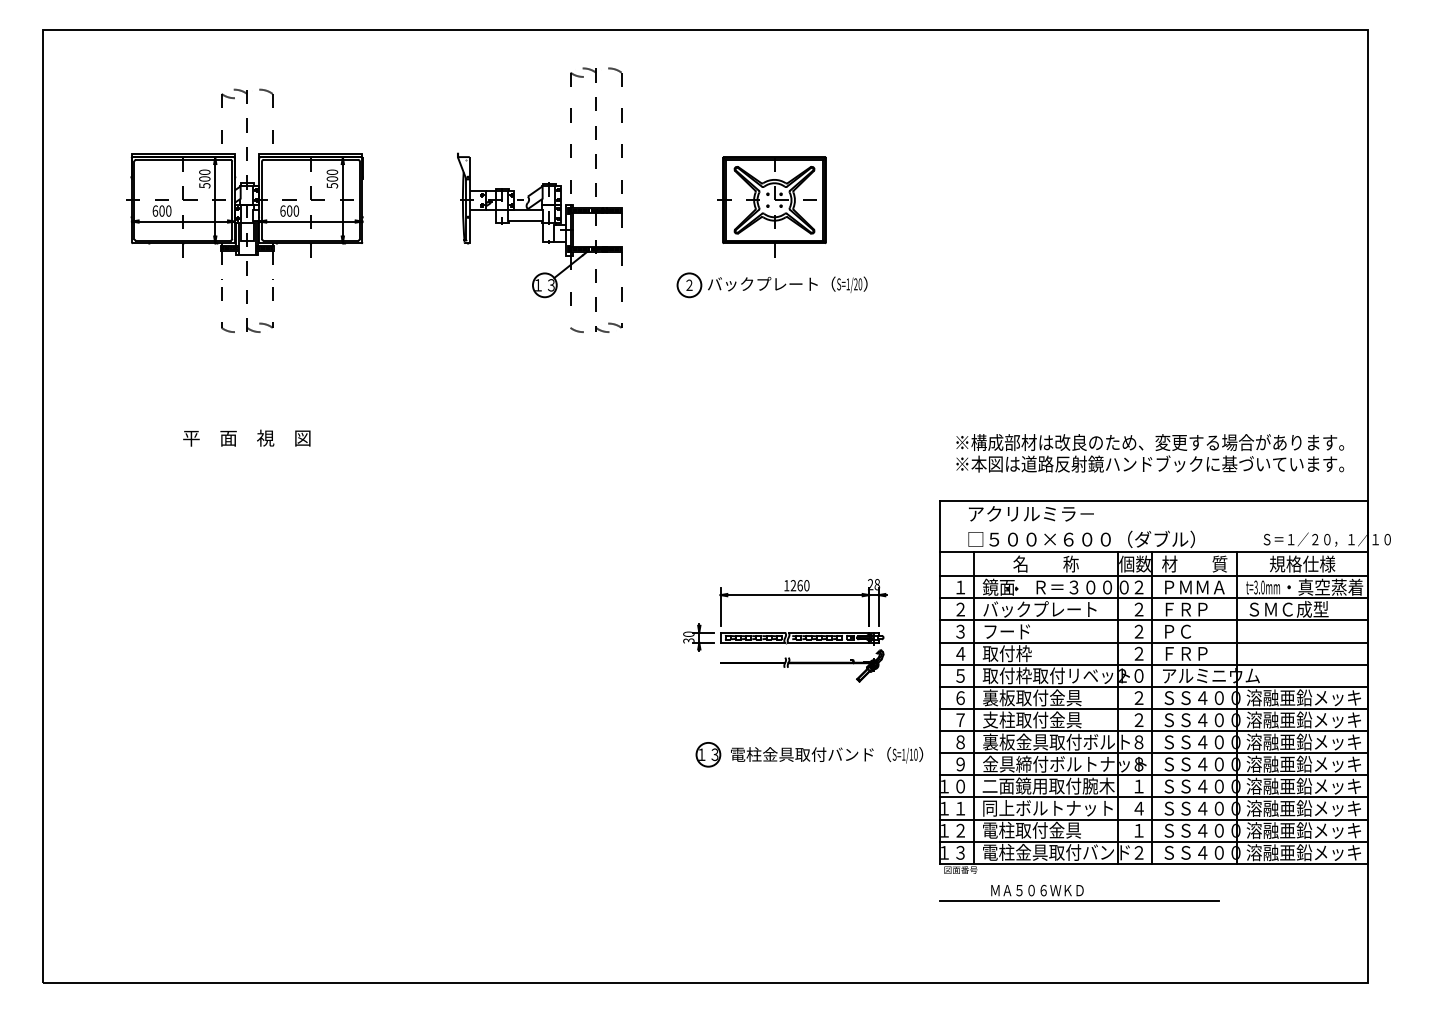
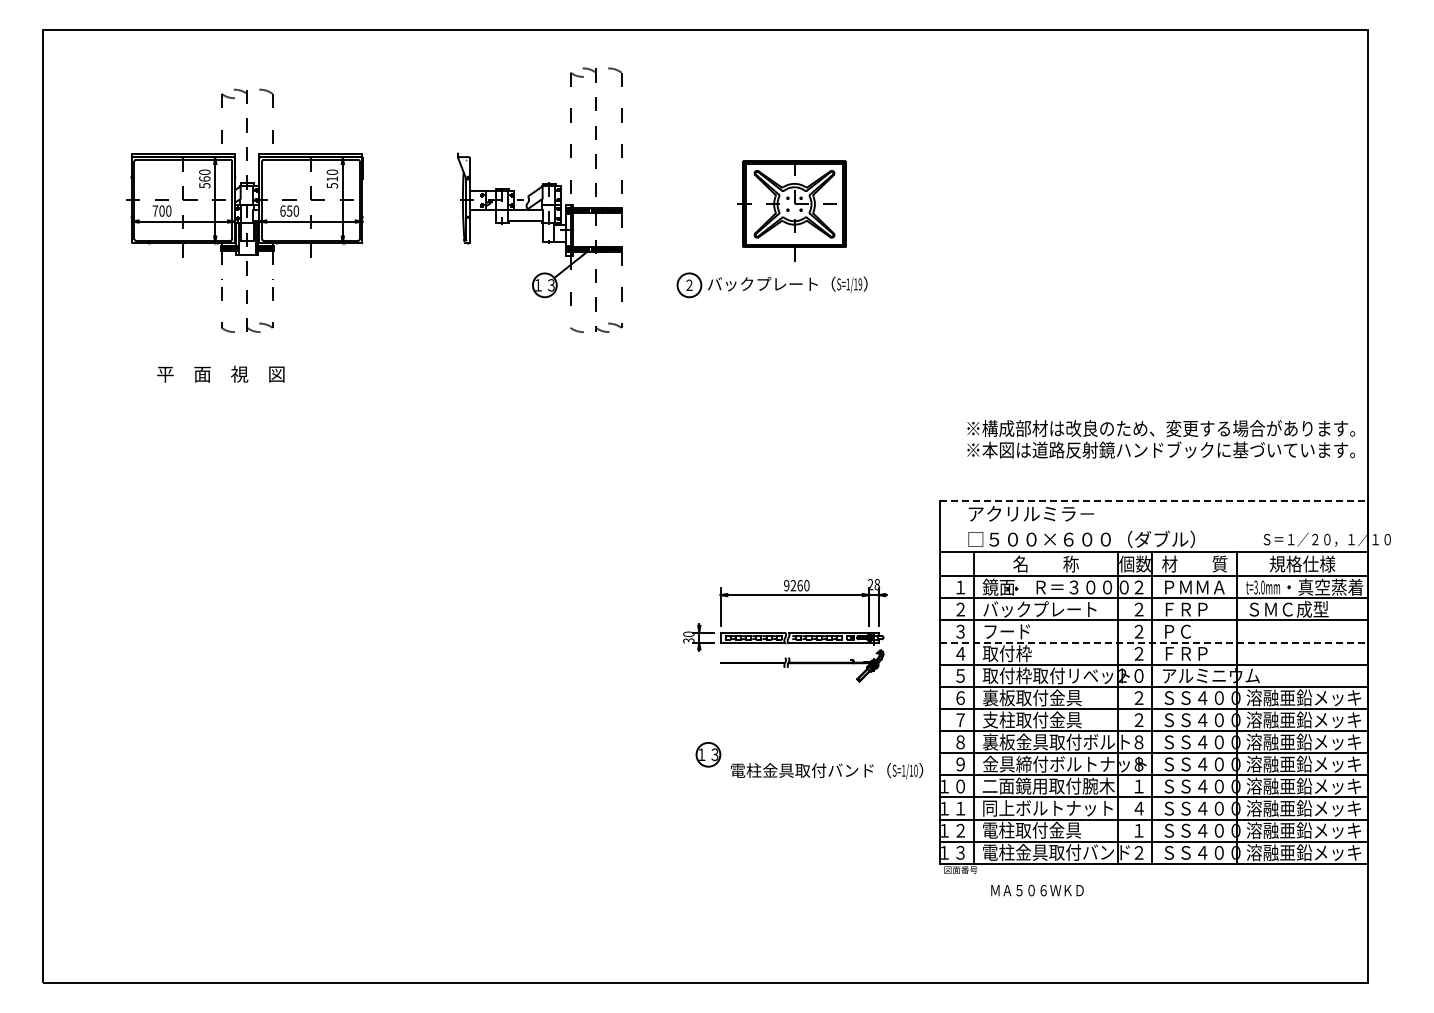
text: 500 -> 560 (204, 178)
text: 500 -> 510 (332, 178)
part position: (771, 206) -> (791, 210) (791, 210)
text: 600 -> 700 (155, 210)
text: 600 -> 650 (289, 210)
text: S=1/20 -> S=1/19 (858, 284)
text position: (246, 437) -> (220, 373) (220, 373)
text position: (1150, 453) -> (1161, 439) (1161, 439)
line: solid -> dashed (1153, 501)
text: 1260 -> 9260 (786, 585)
line: solid -> dashed (1153, 642)
text position: (827, 755) -> (827, 771) (827, 771)
line: present -> none (1078, 901)
